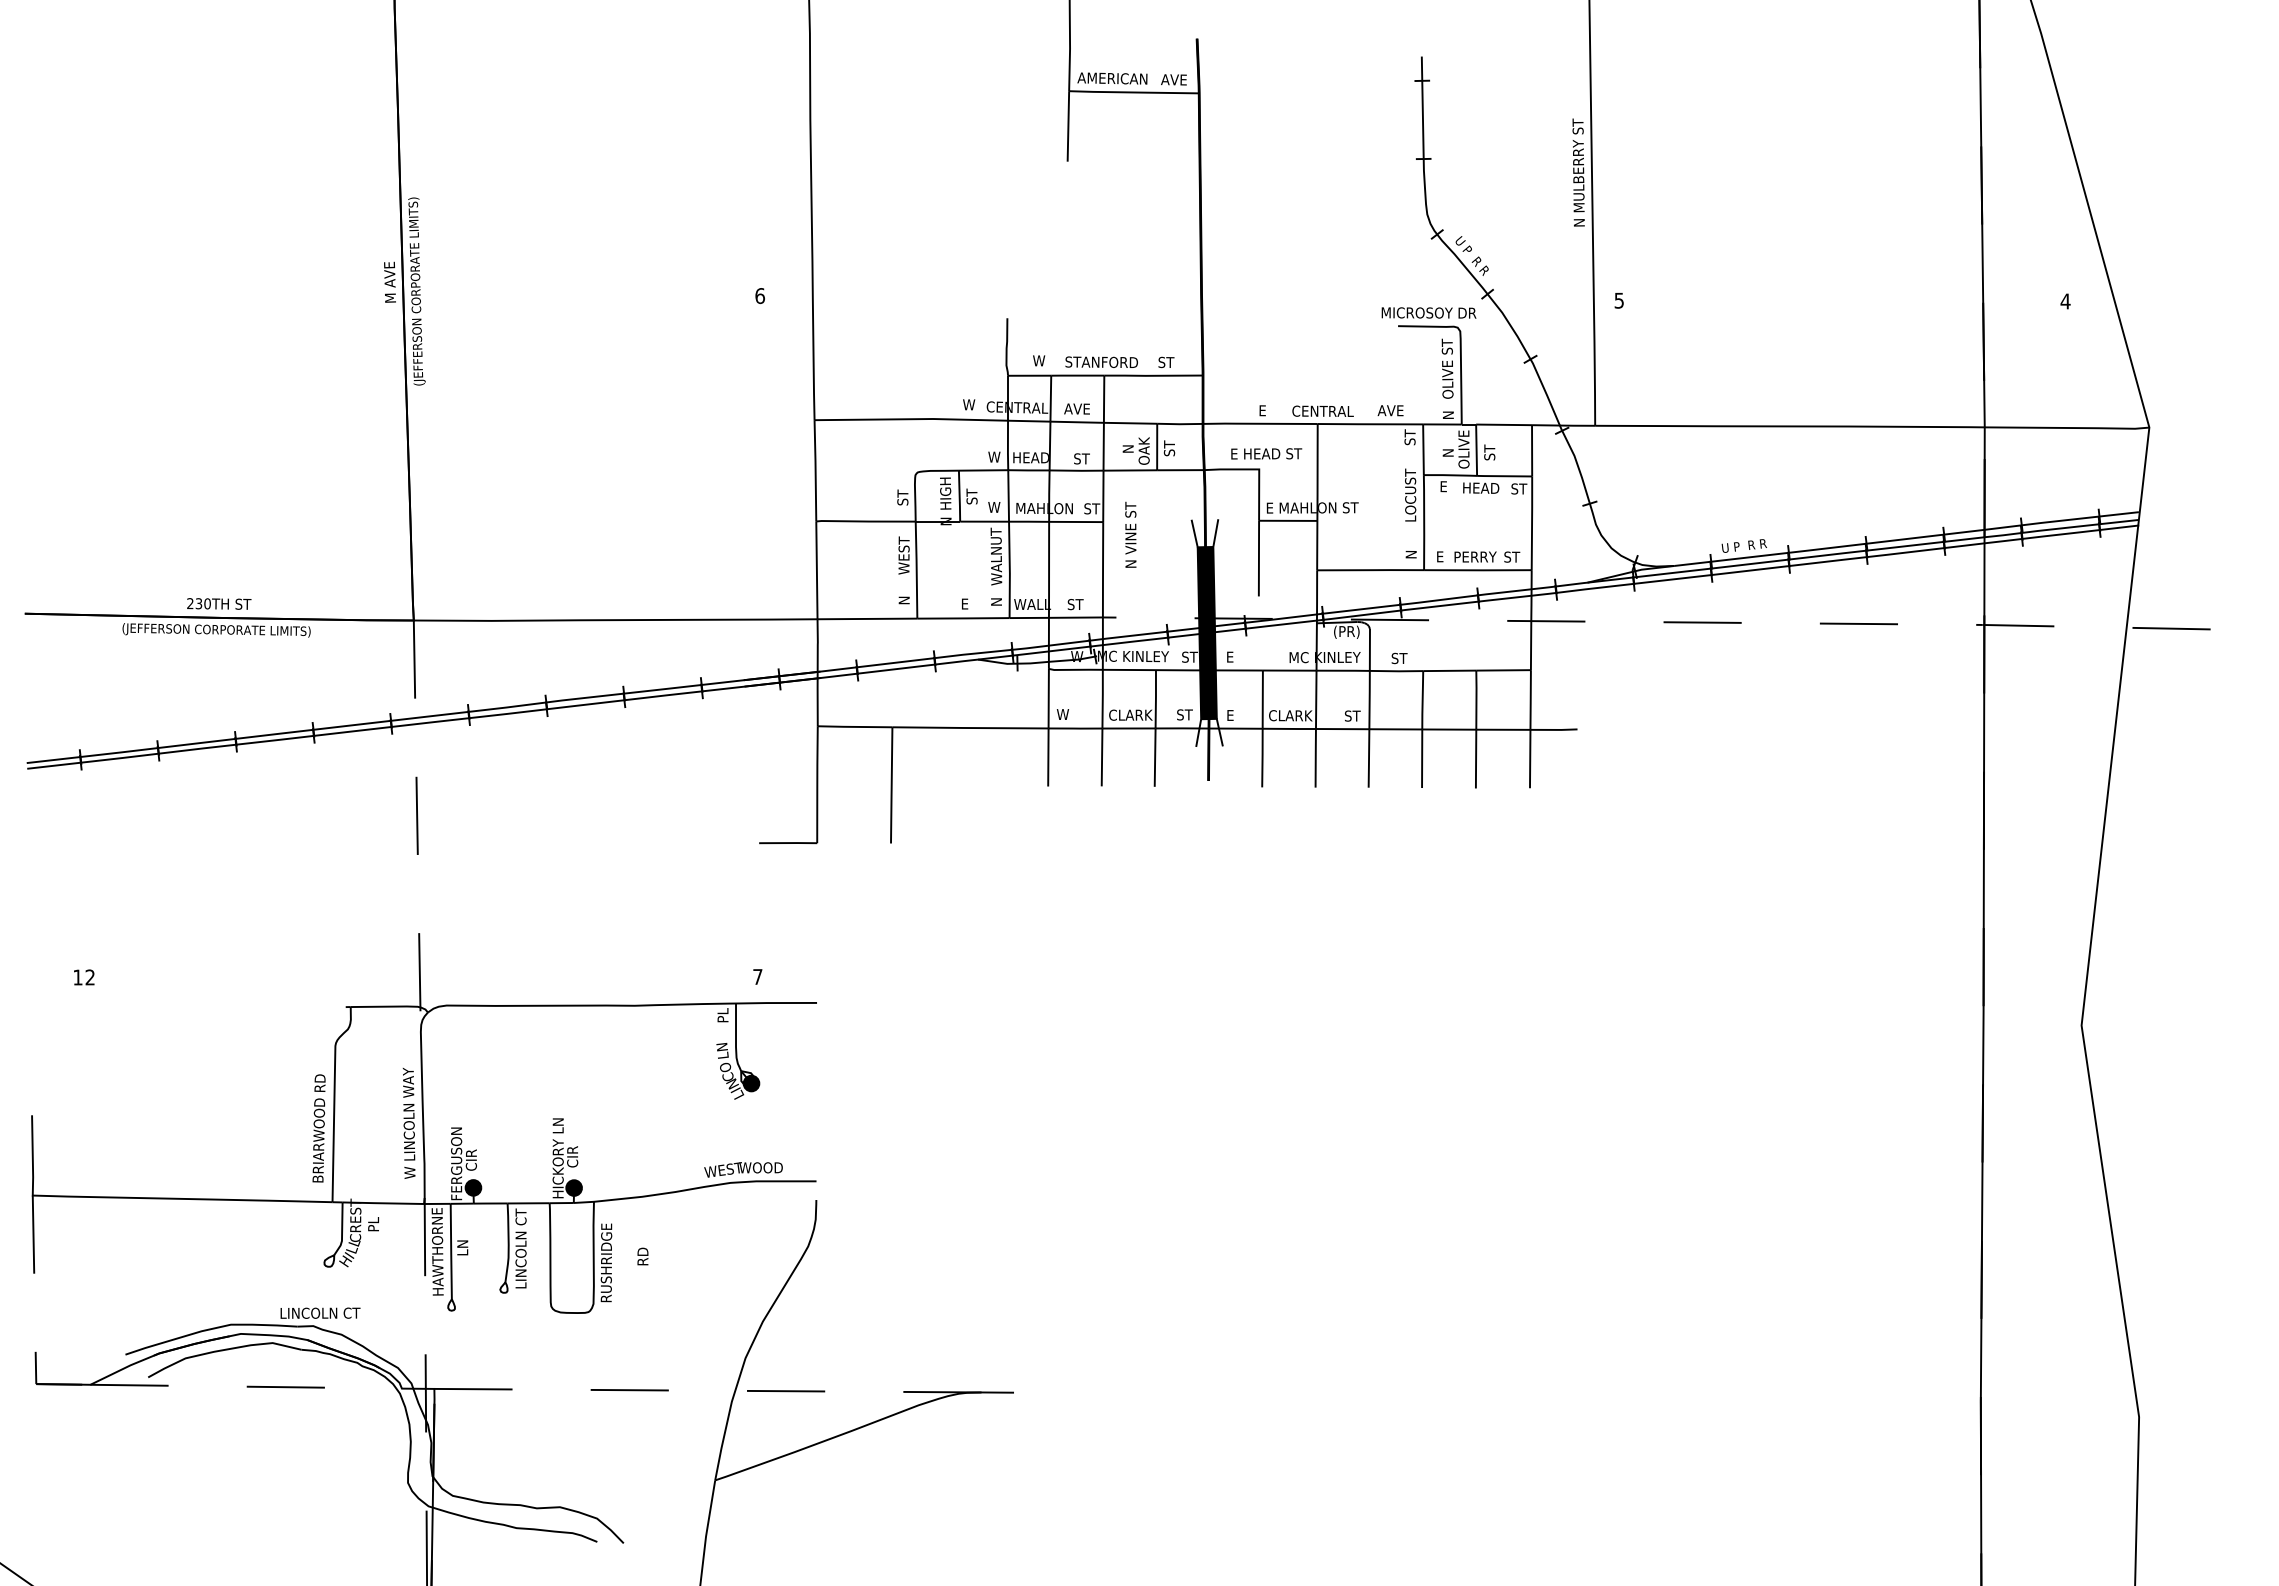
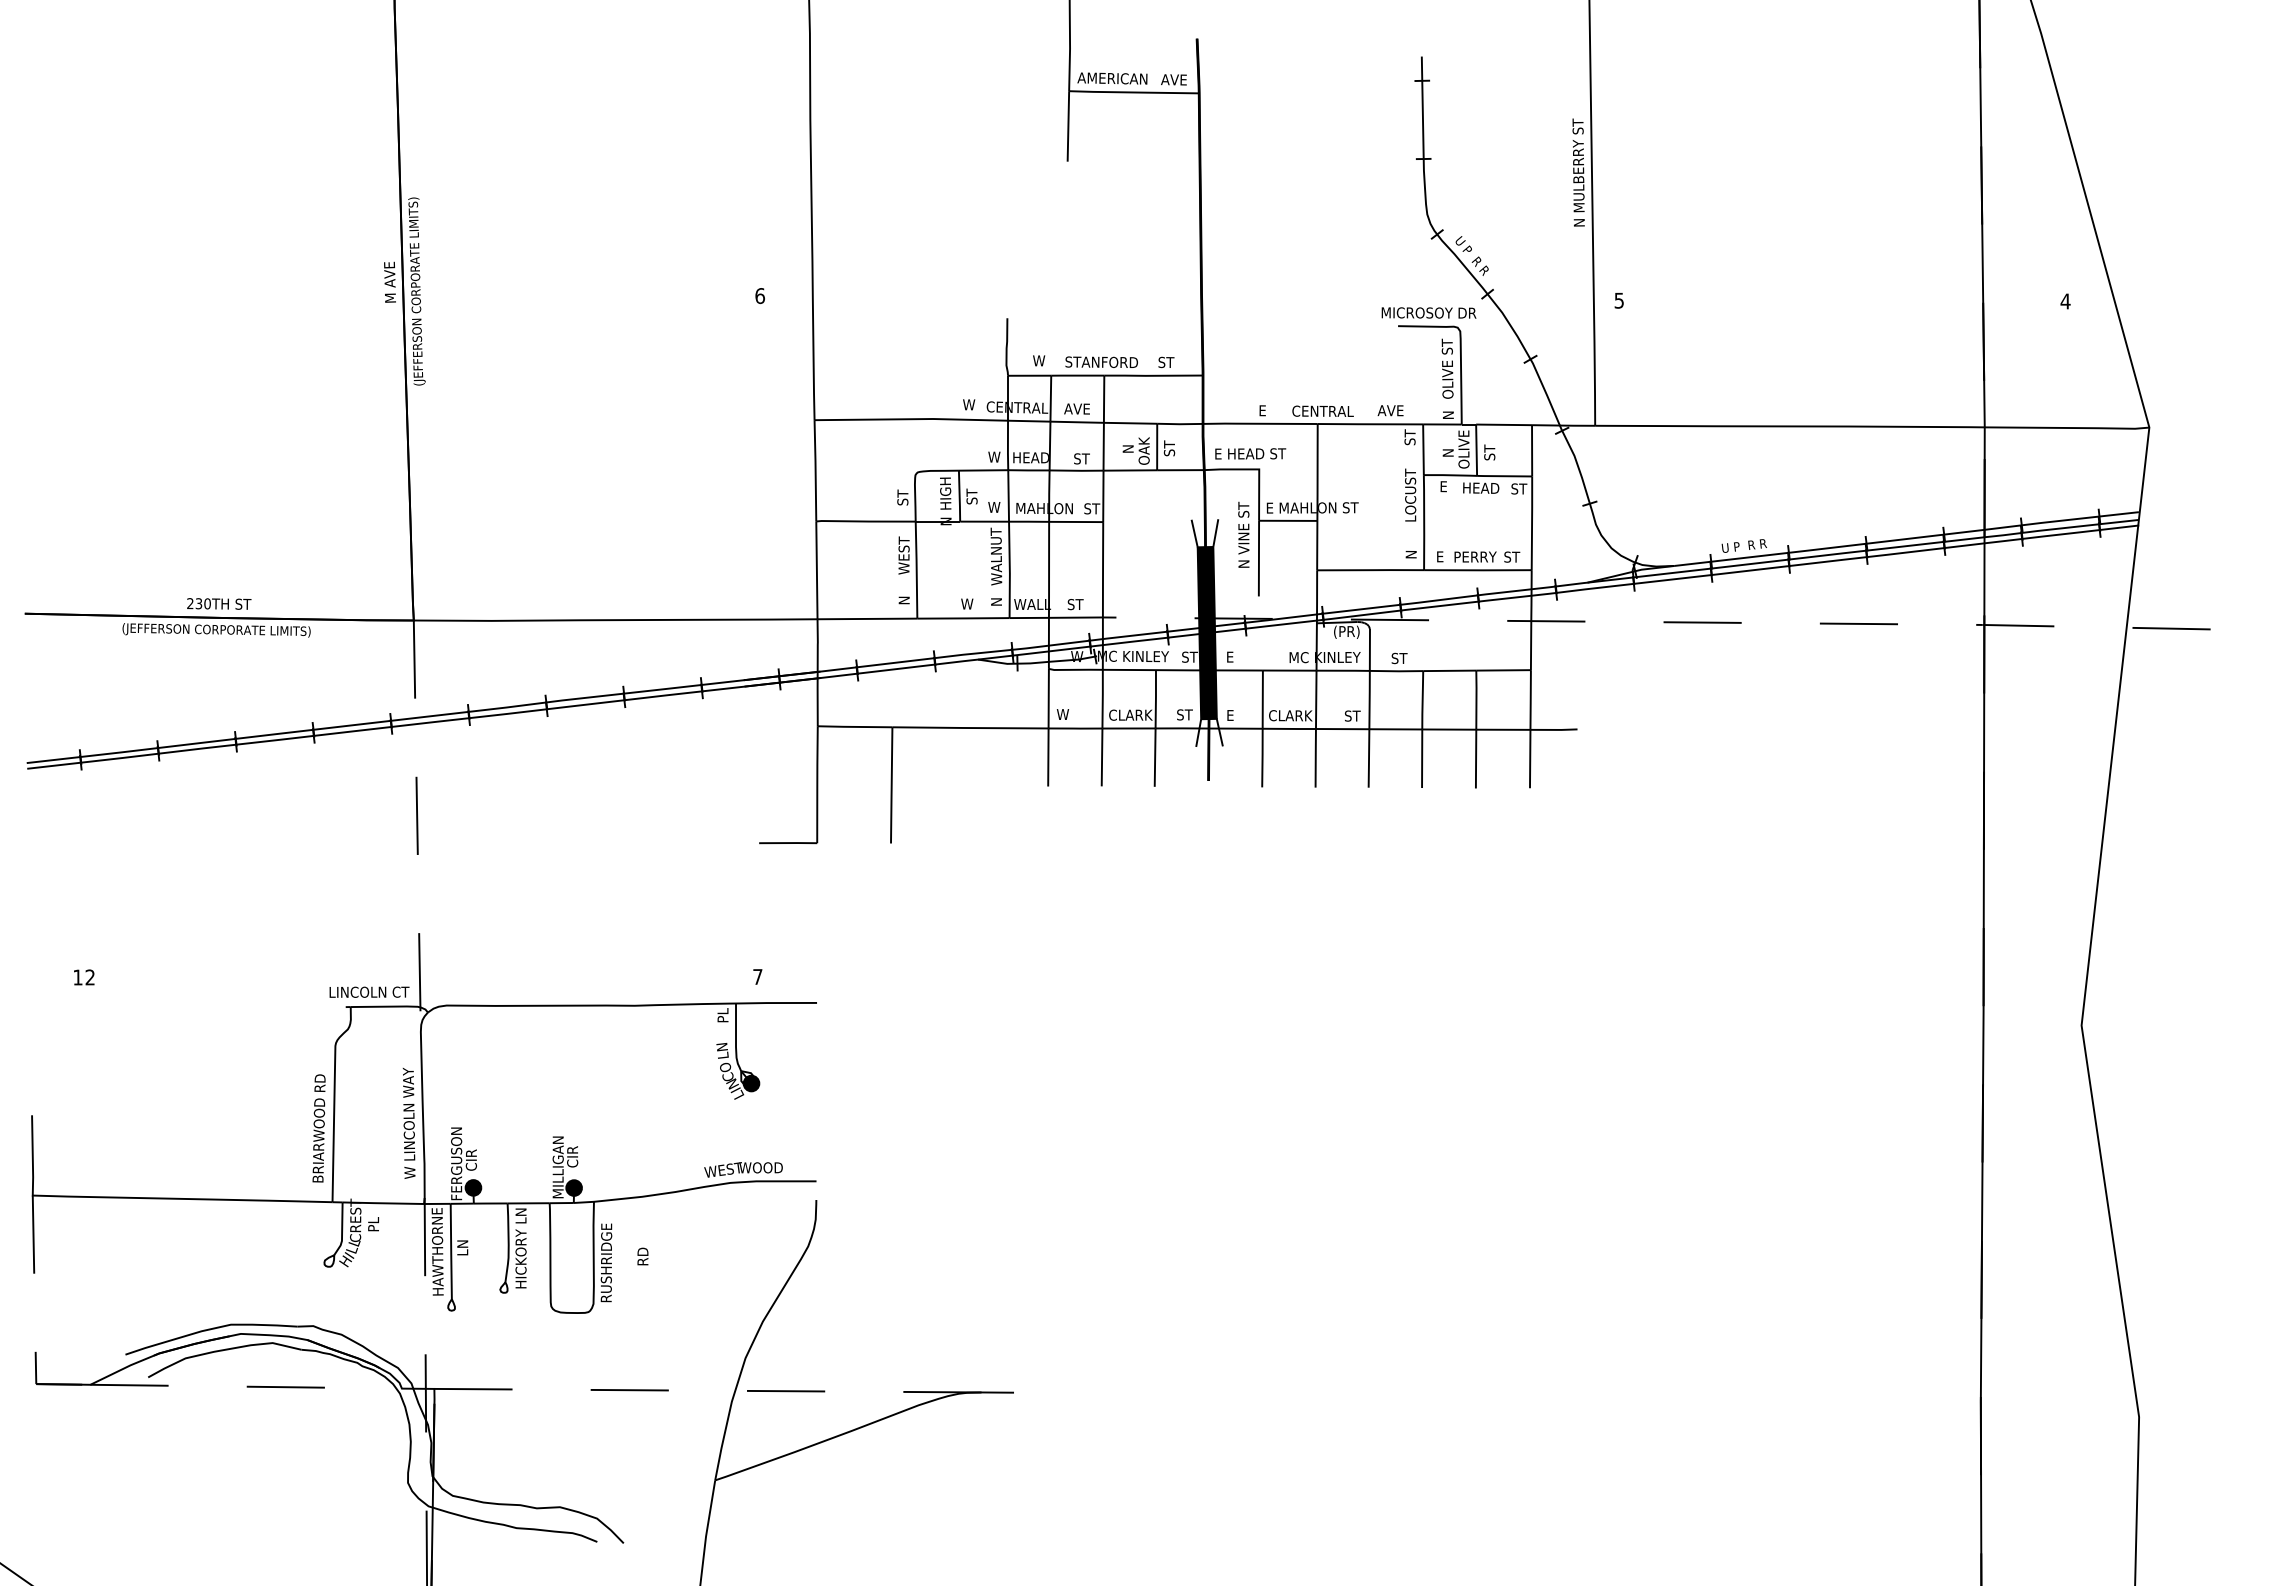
text position: (1266, 453) -> (1250, 453) (1250, 453)
text position: (1130, 534) -> (1243, 534) (1243, 534)
text: E -> W (967, 603)
text: HICKORY LN -> MILLIGAN (557, 1157)
text: LINCOLN CT -> HICKORY LN (520, 1247)
text position: (320, 1312) -> (369, 991) (369, 991)
